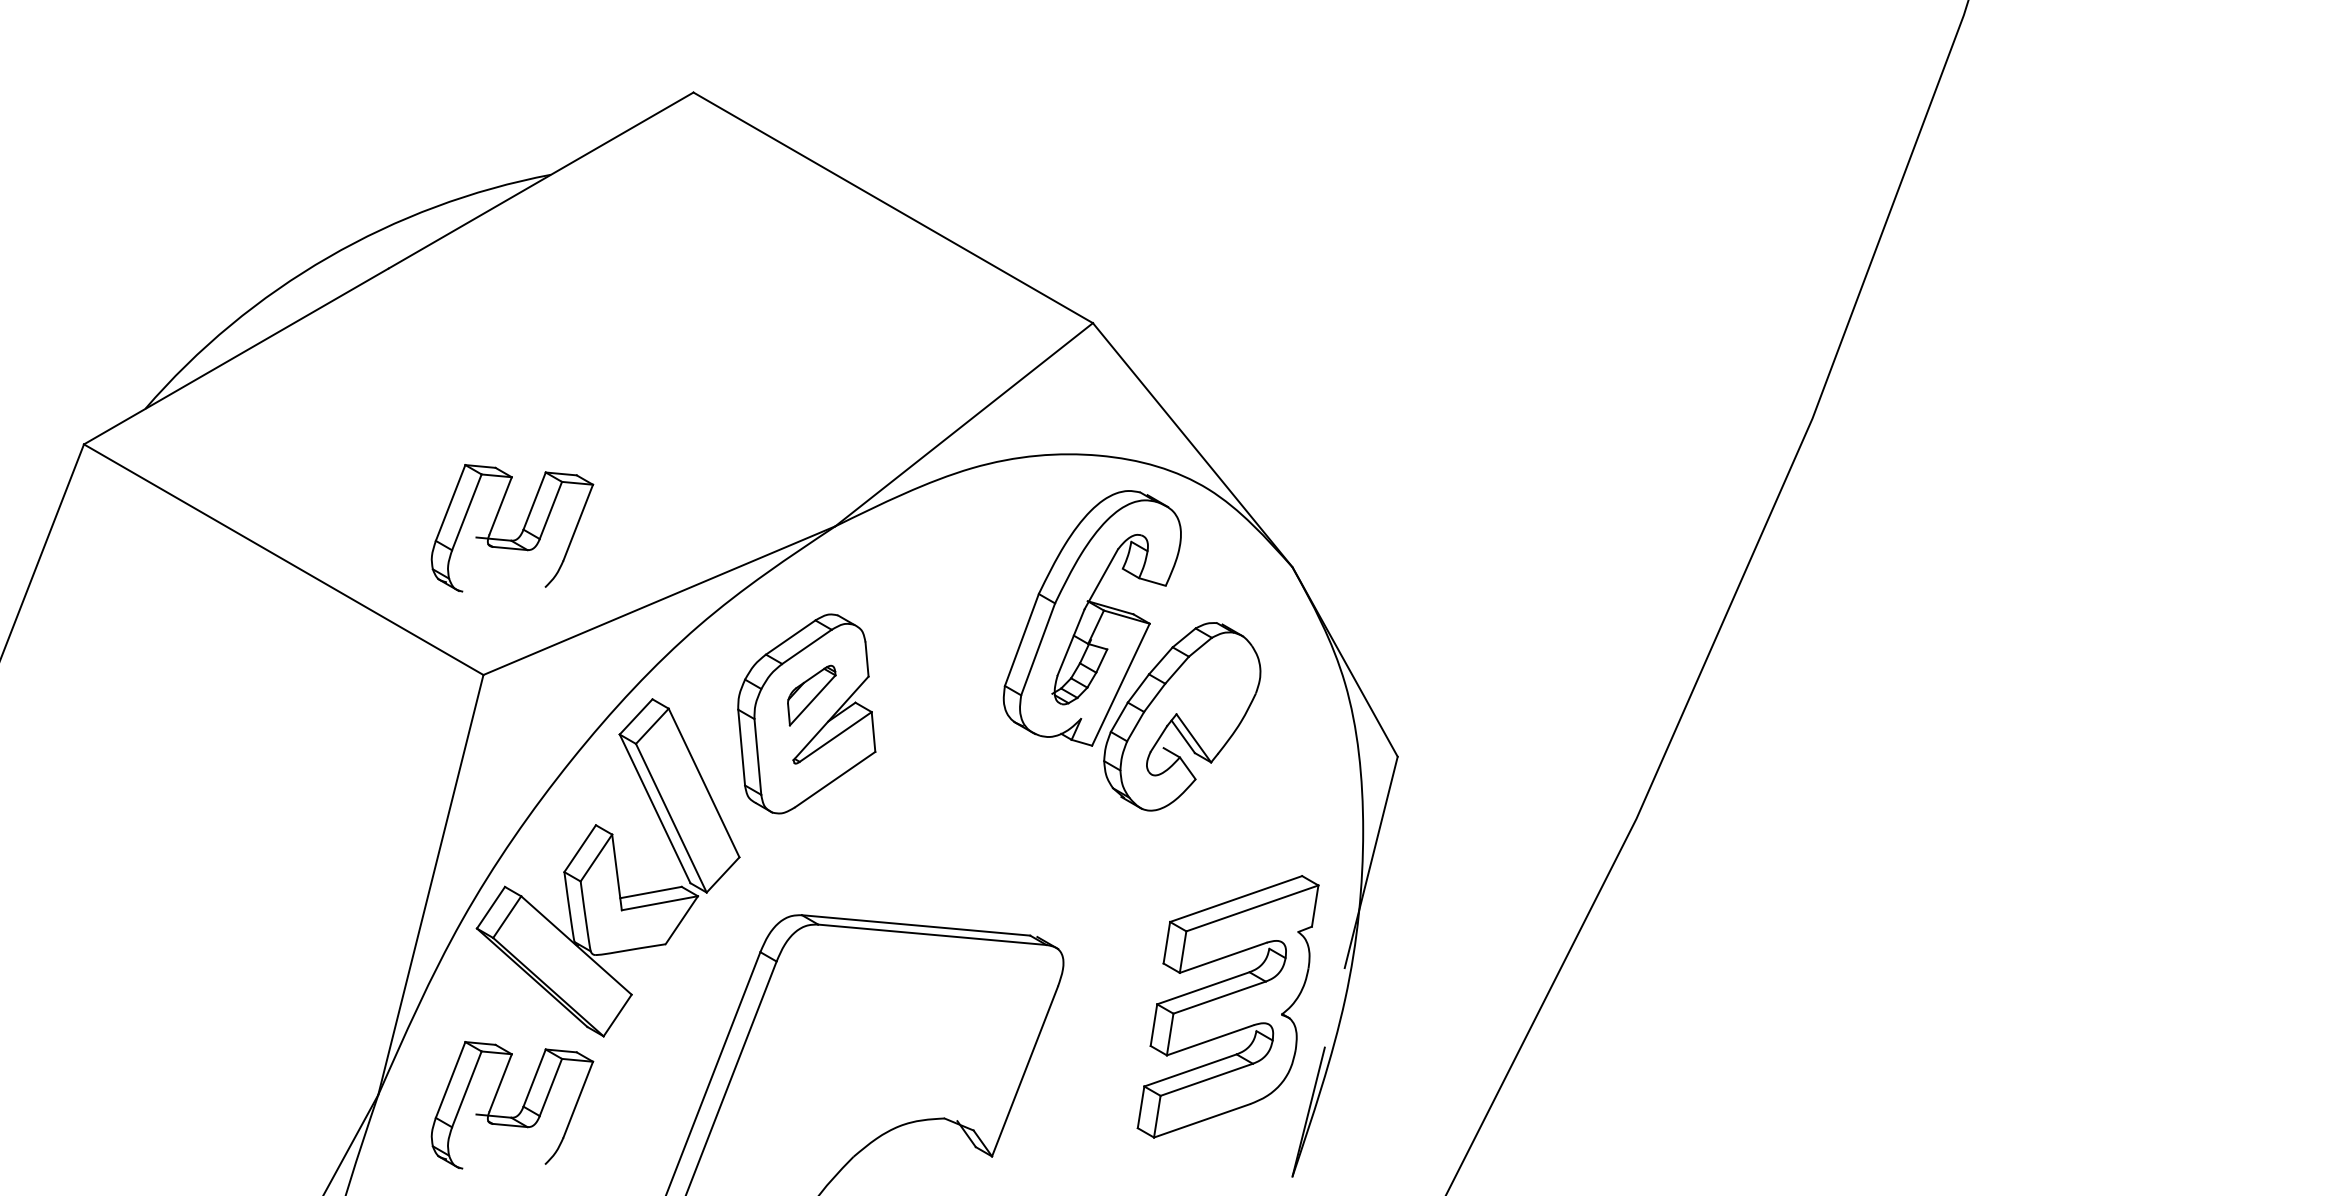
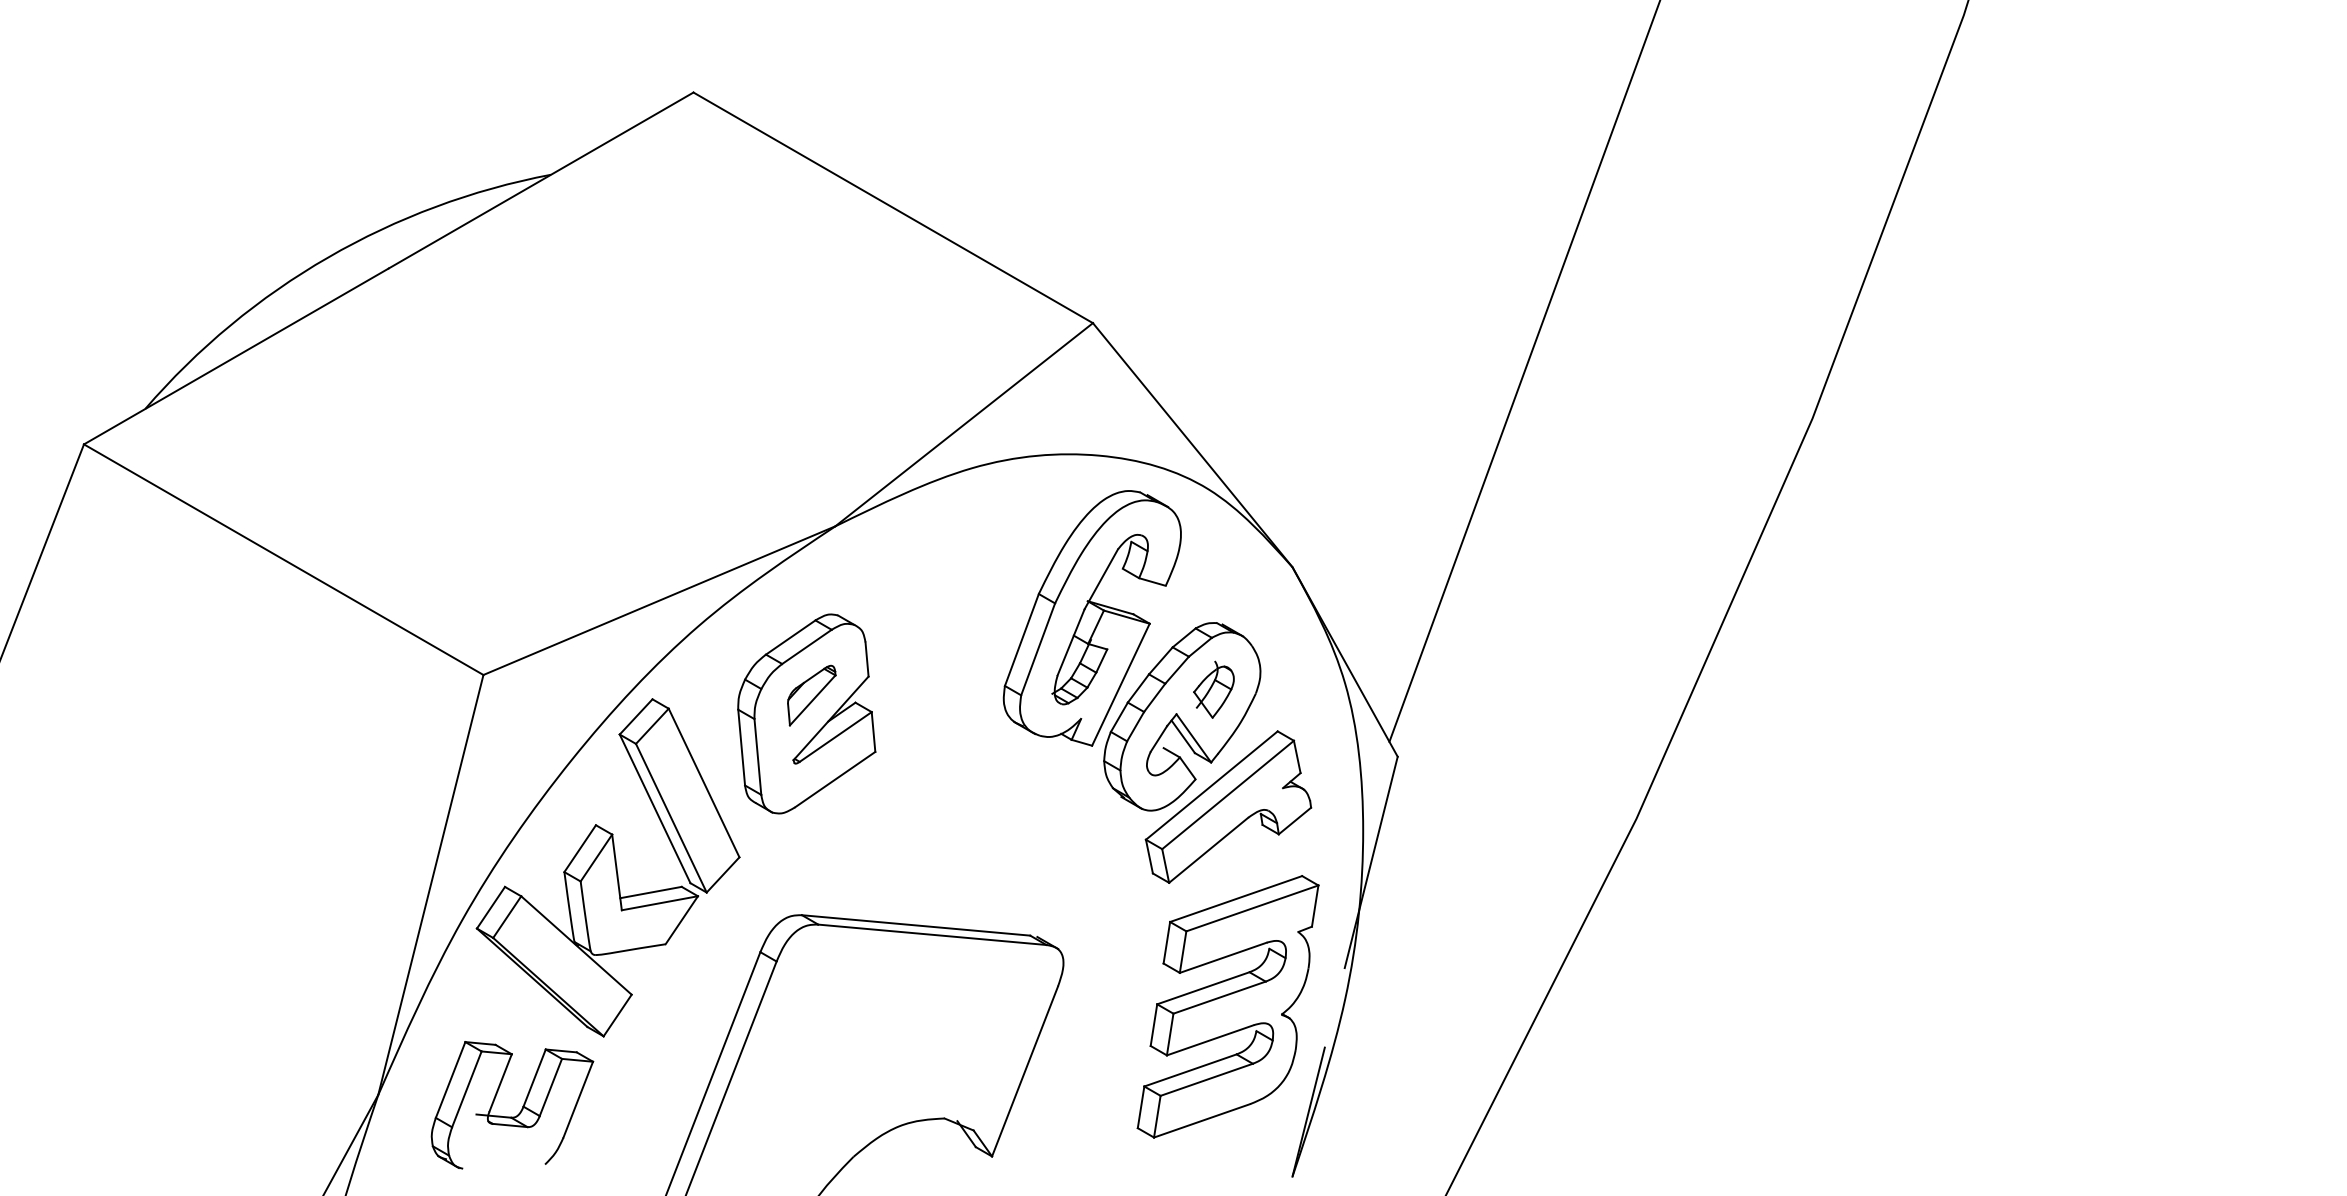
line: none -> present (1524, 371)
part: present -> none (520, 533)
part: none -> present (1213, 689)
part: none -> present (1228, 806)
